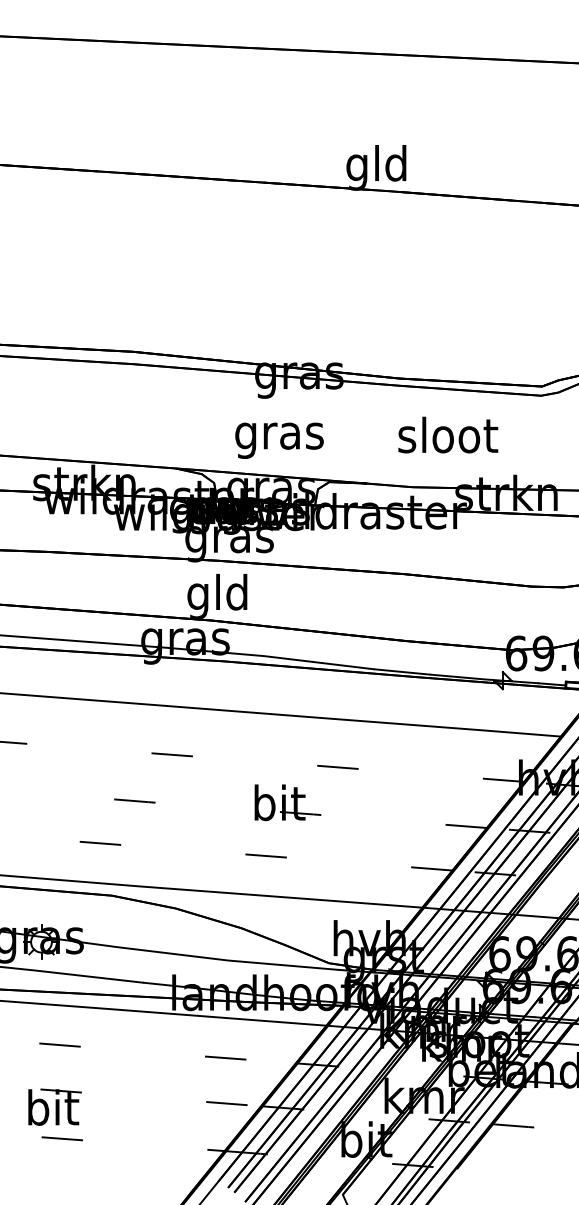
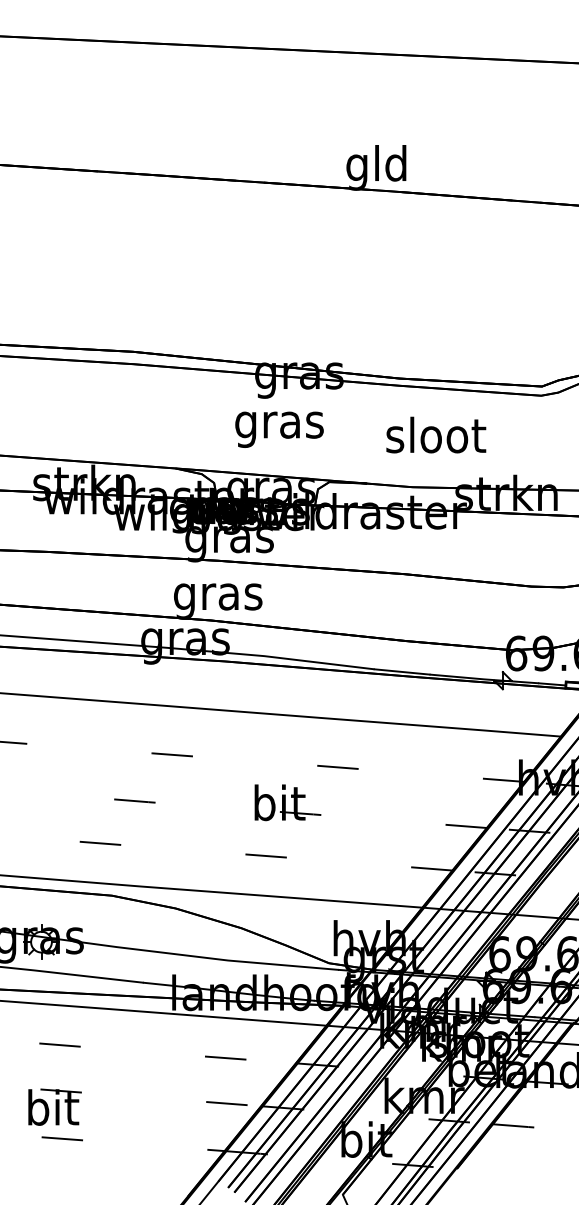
text position: (448, 434) -> (436, 434) (436, 434)
text position: (279, 440) -> (279, 429) (279, 429)
text: gld -> gras (218, 596)
